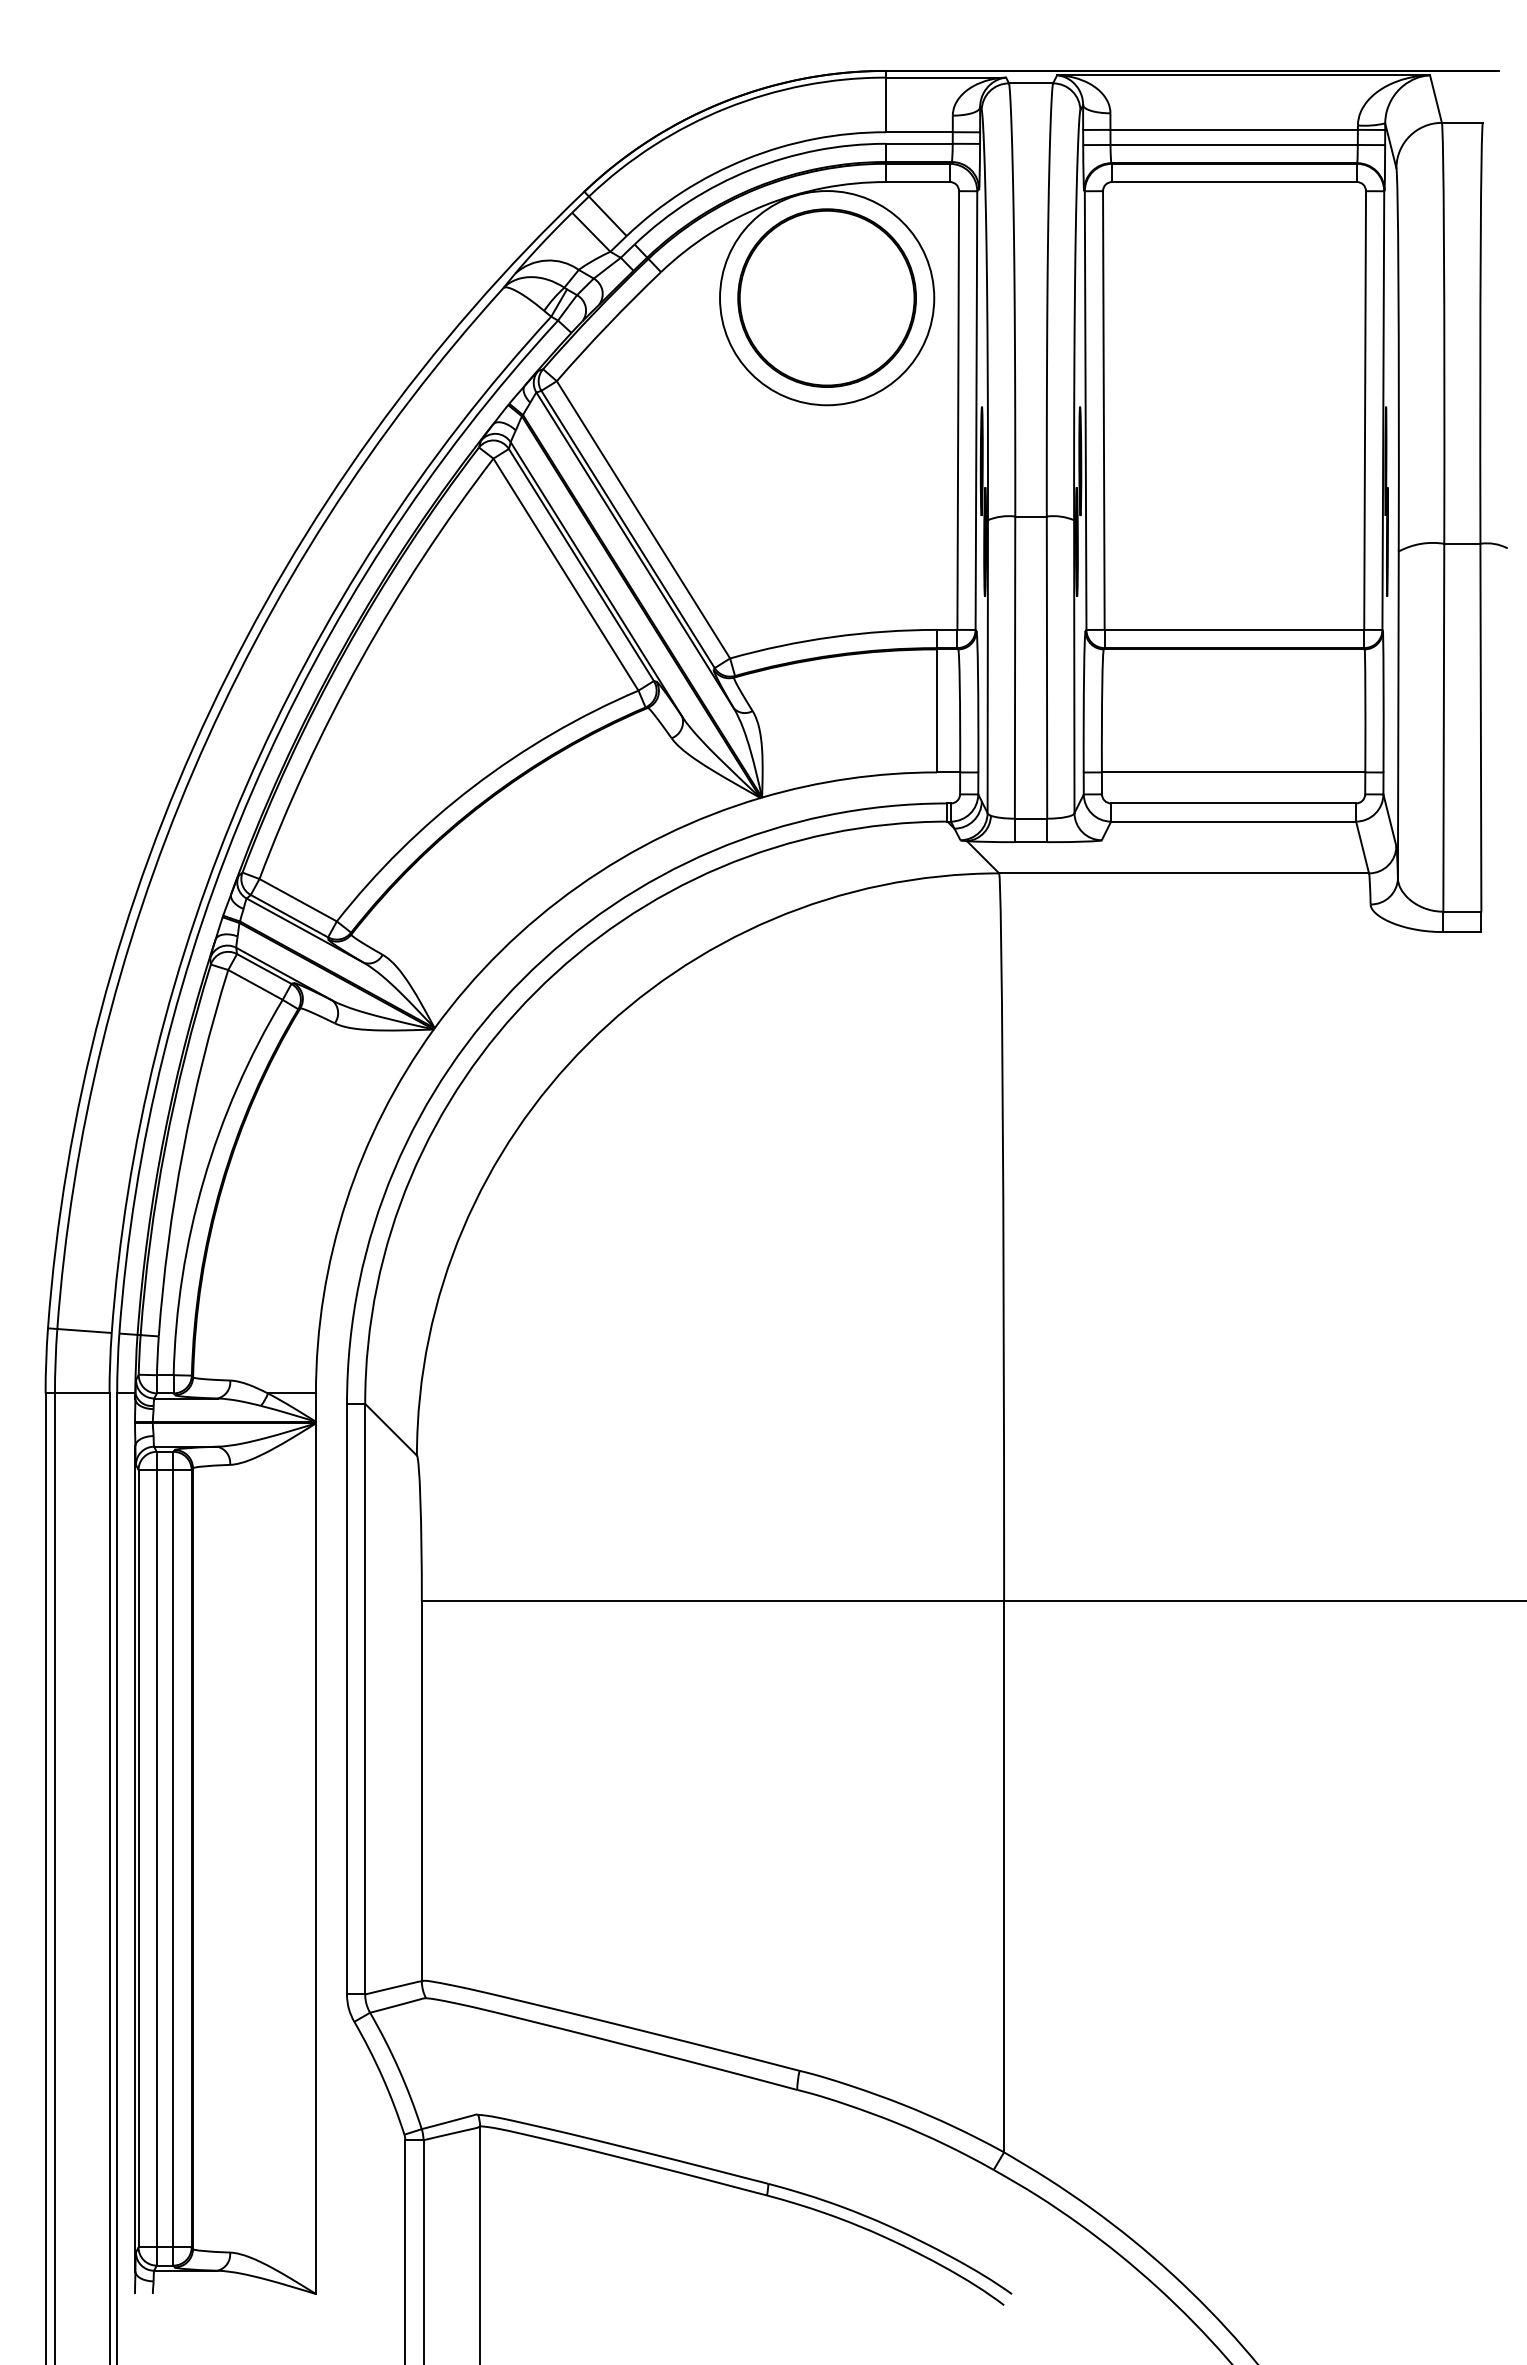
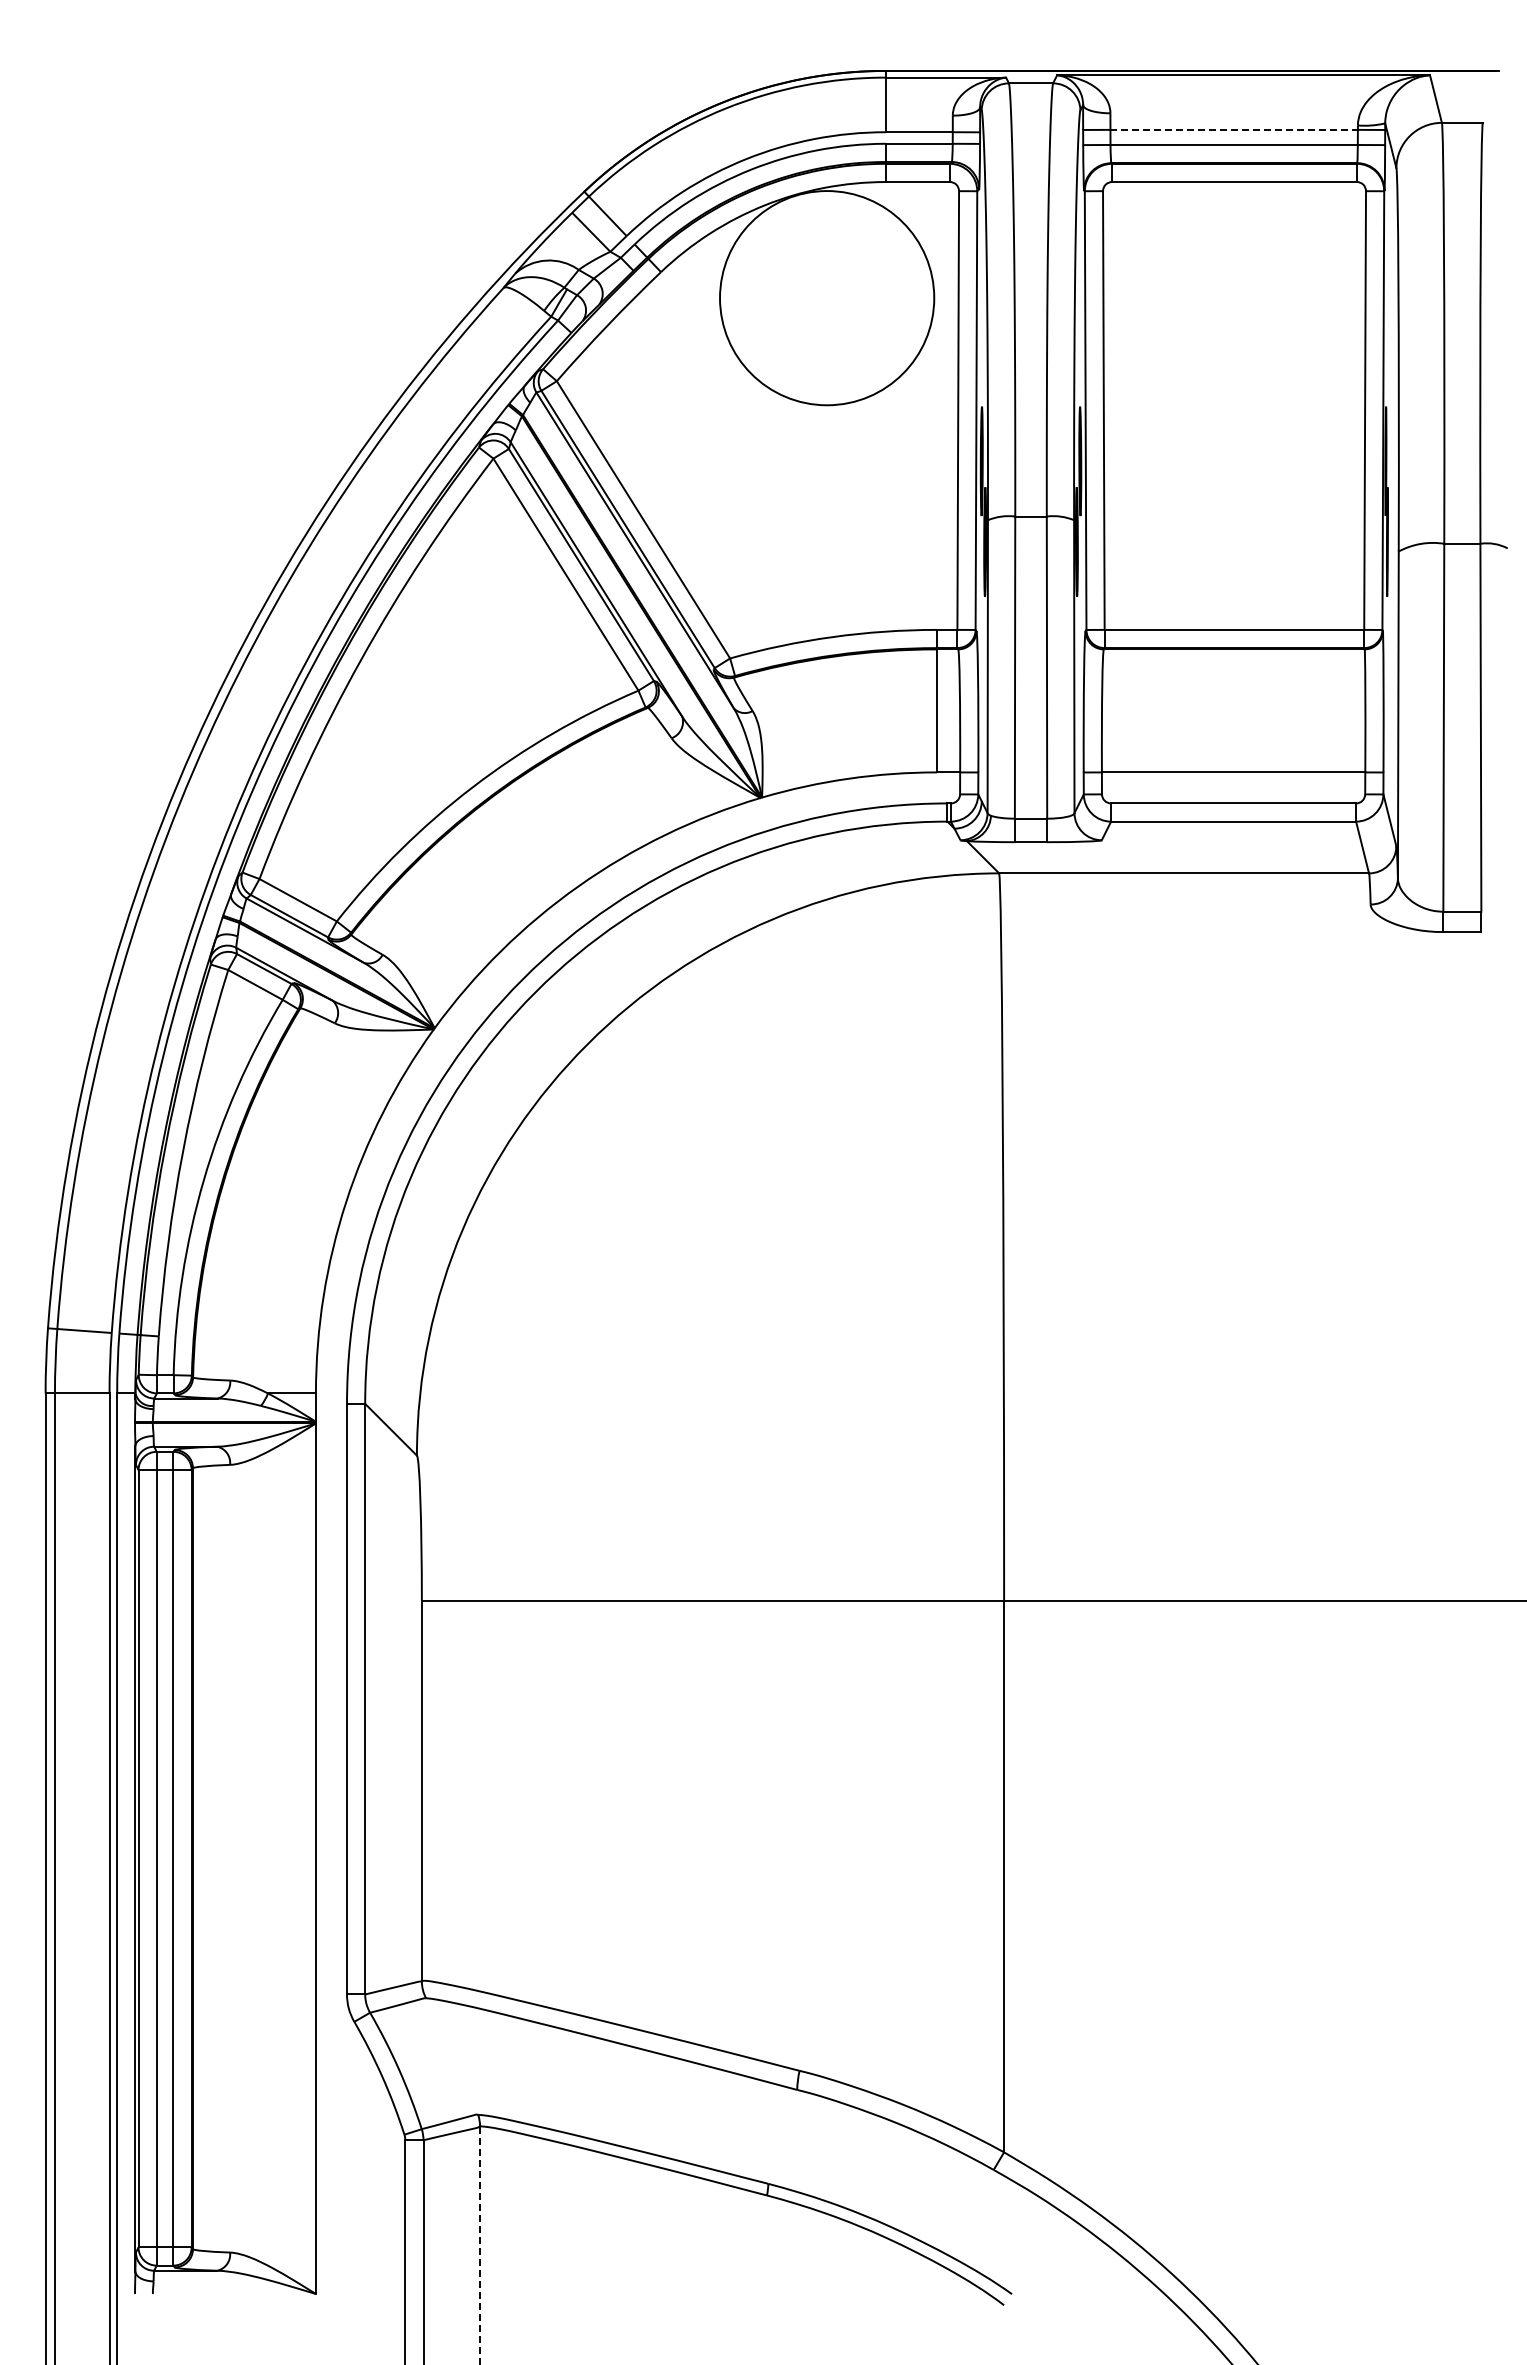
line: solid -> dashed (1234, 129)
part: present -> none (826, 297)
line: solid -> dashed (480, 2245)
